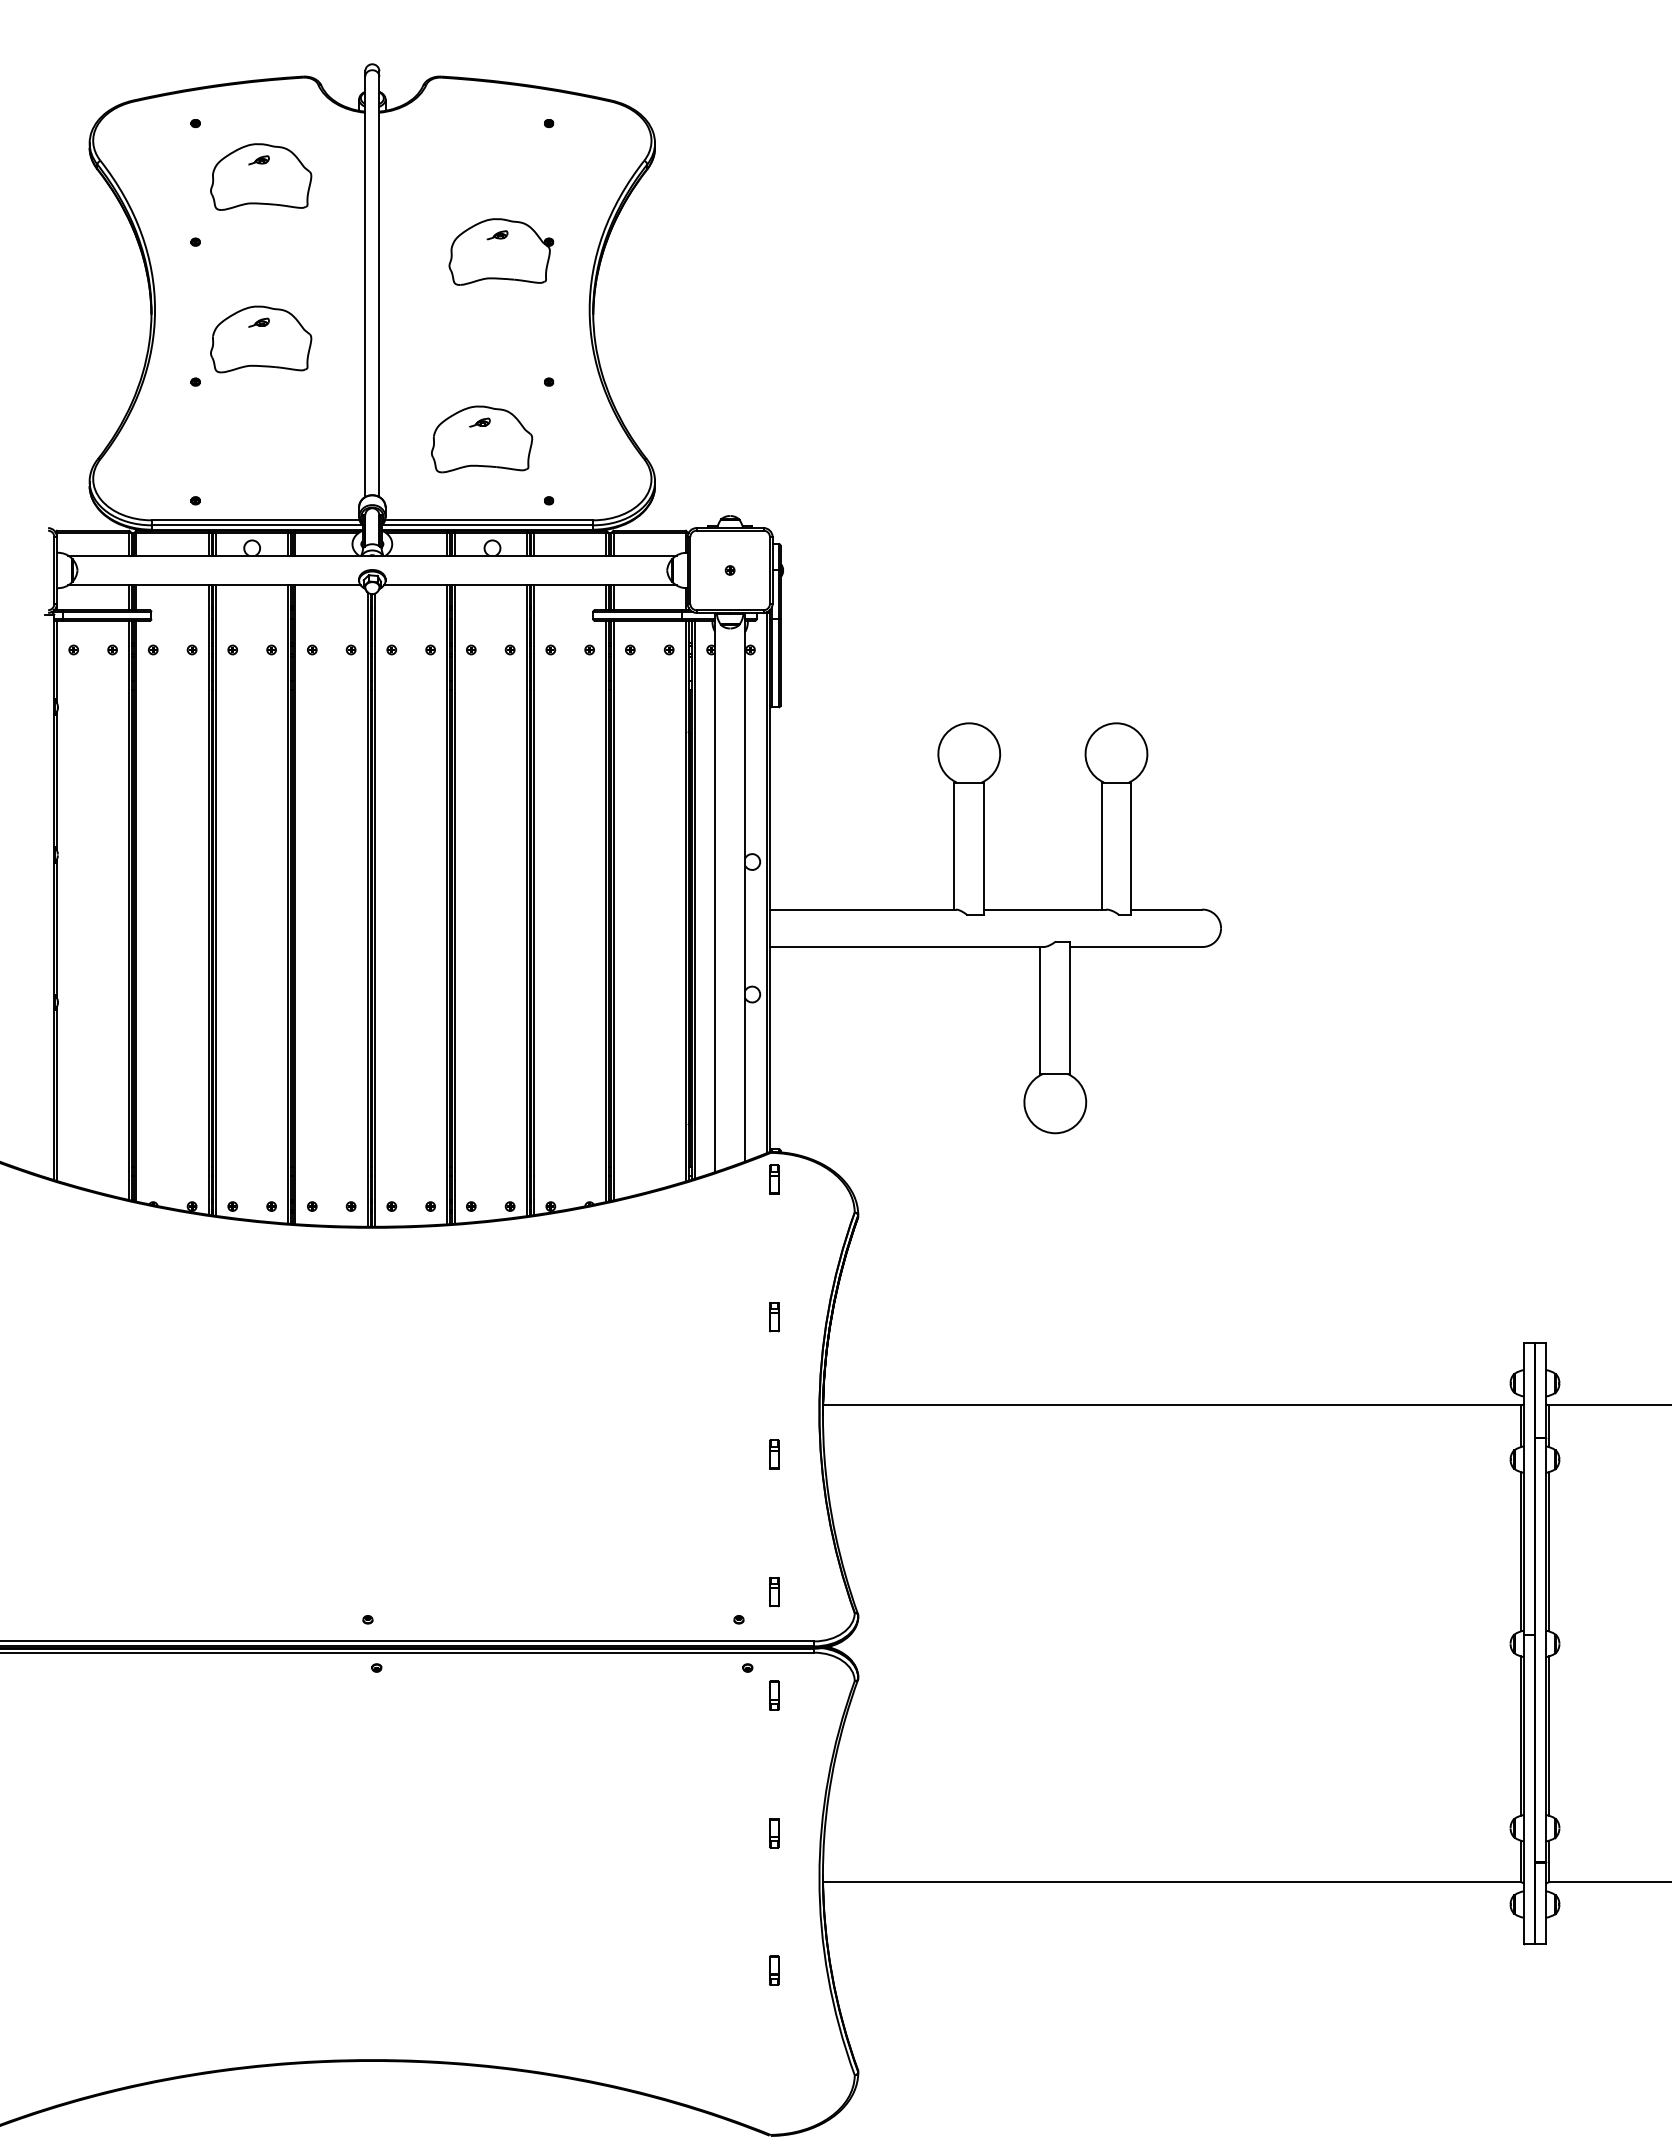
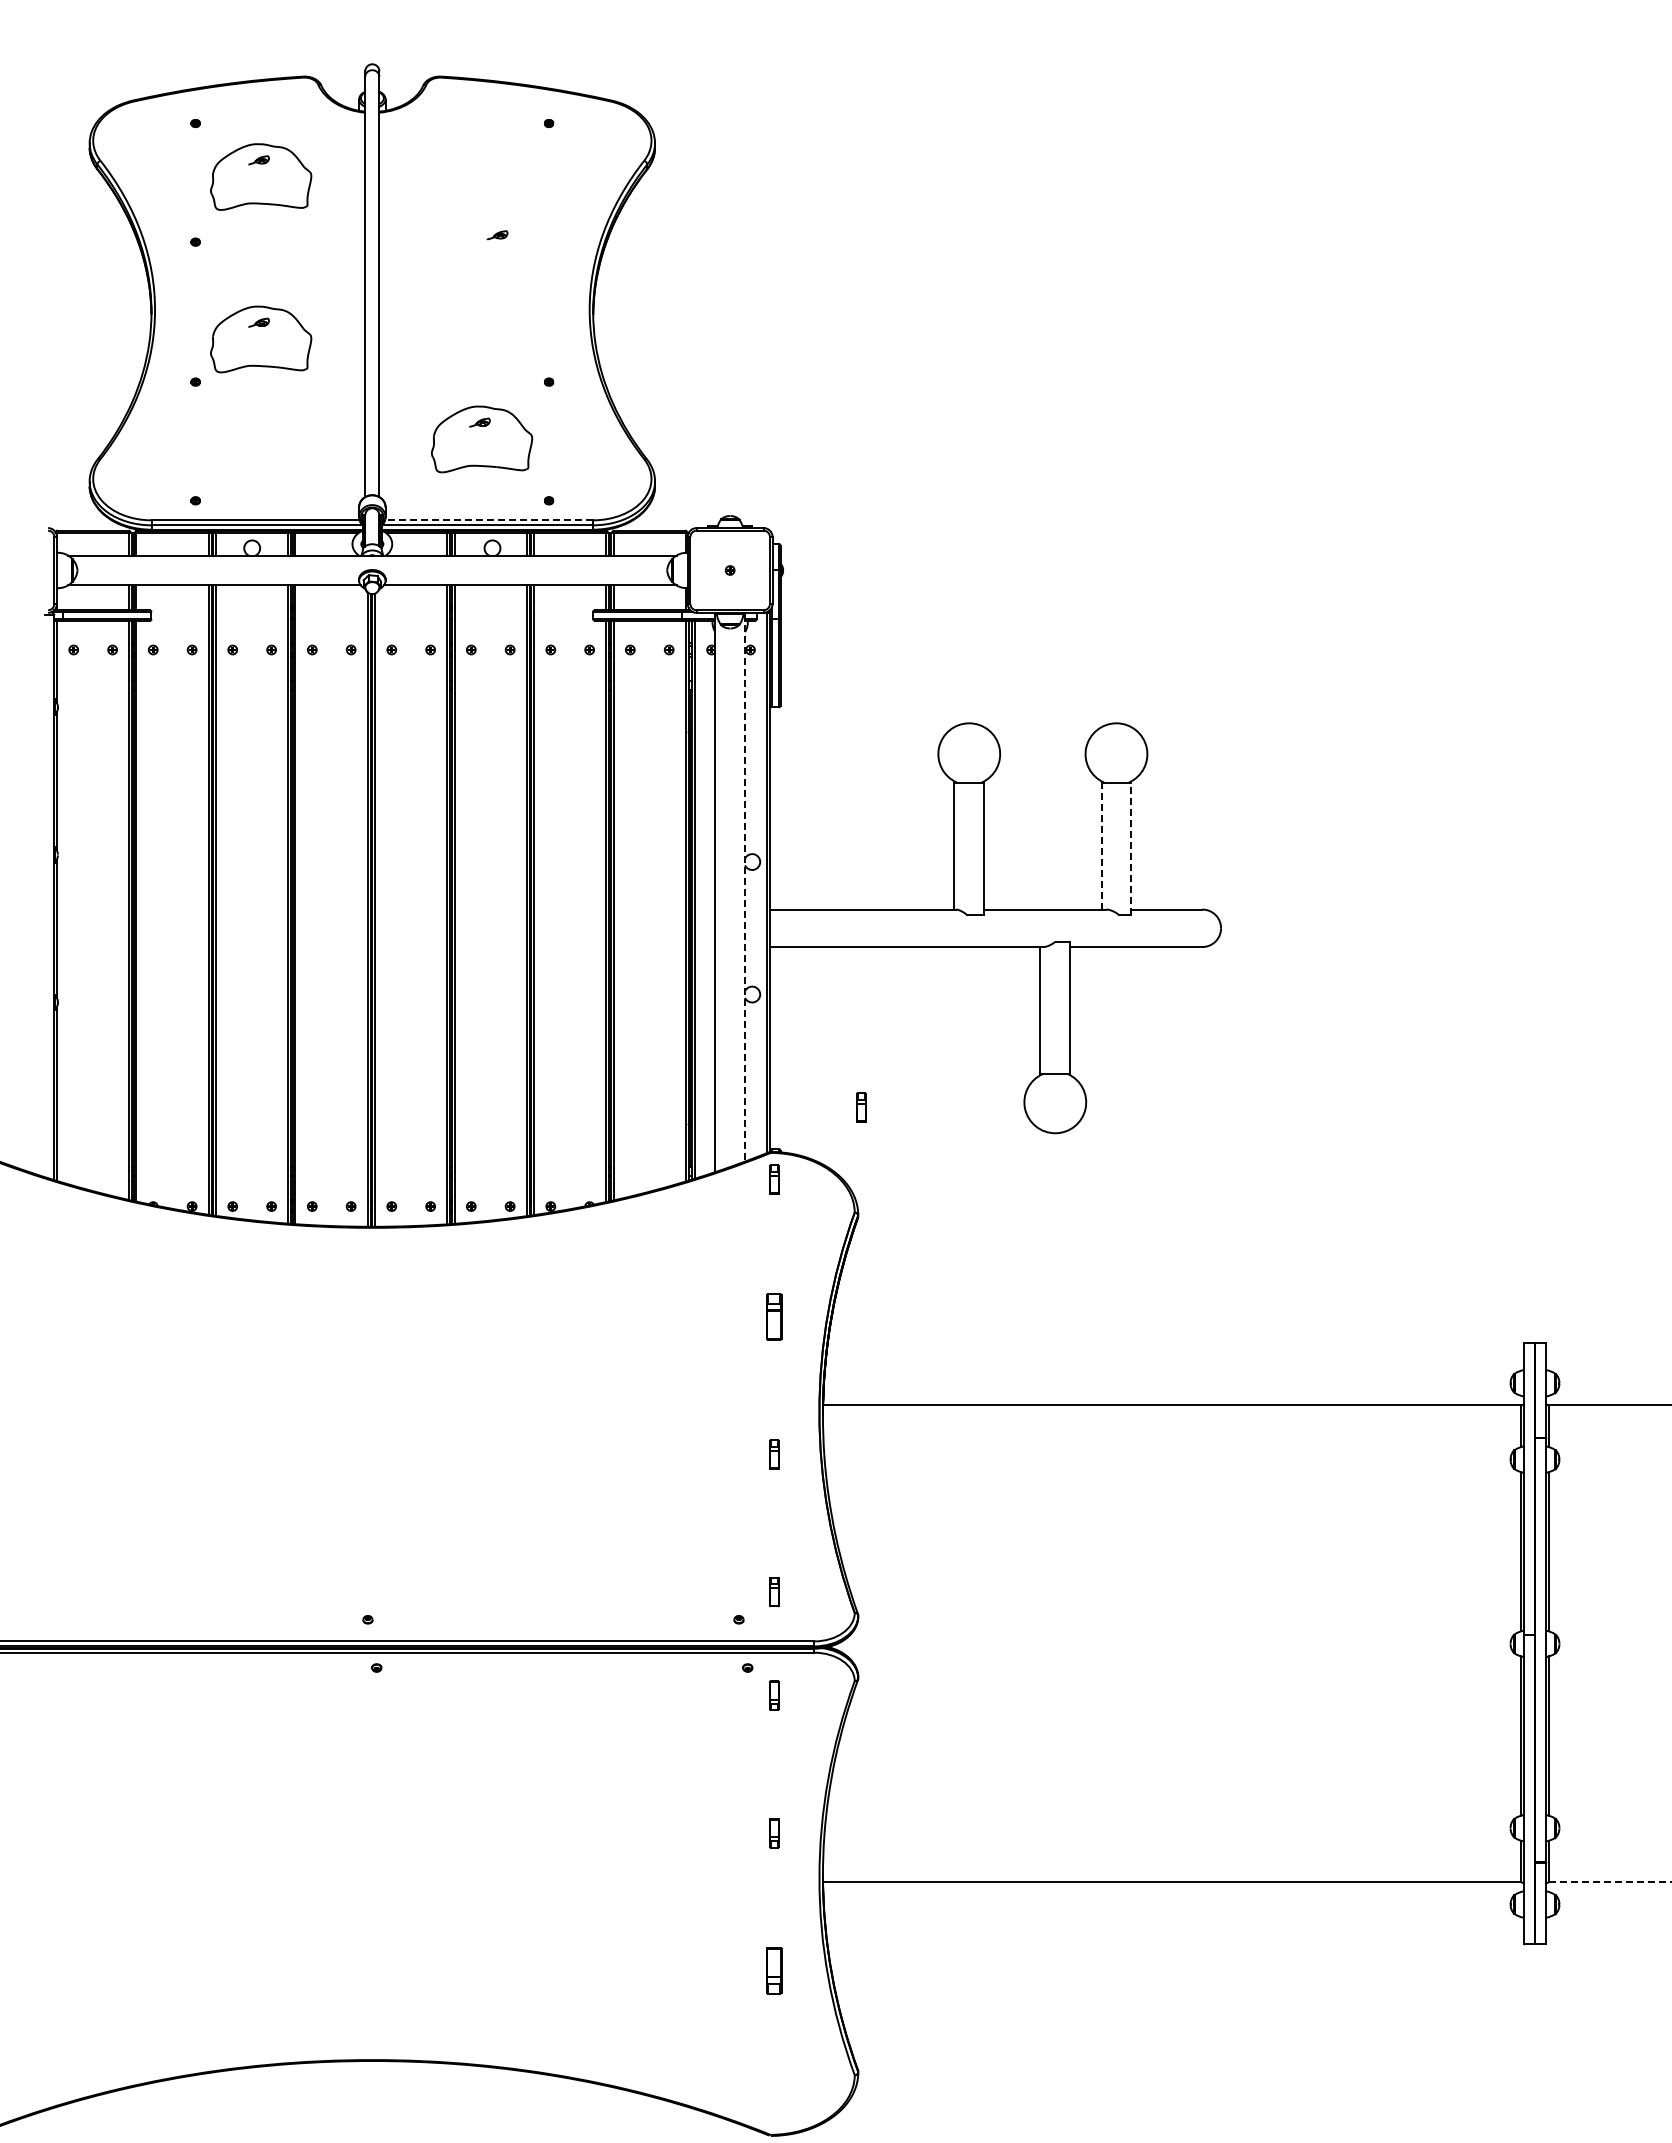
part: present -> none (501, 251)
line: solid -> dashed (488, 520)
line: solid -> dashed (1101, 846)
line: solid -> dashed (1131, 848)
line: solid -> dashed (745, 887)
part: none -> present (861, 1107)
part size: 11x31 px -> 17x48 px (774, 1316)
line: solid -> dashed (1610, 1882)
part size: 11x31 px -> 17x48 px (774, 1970)
